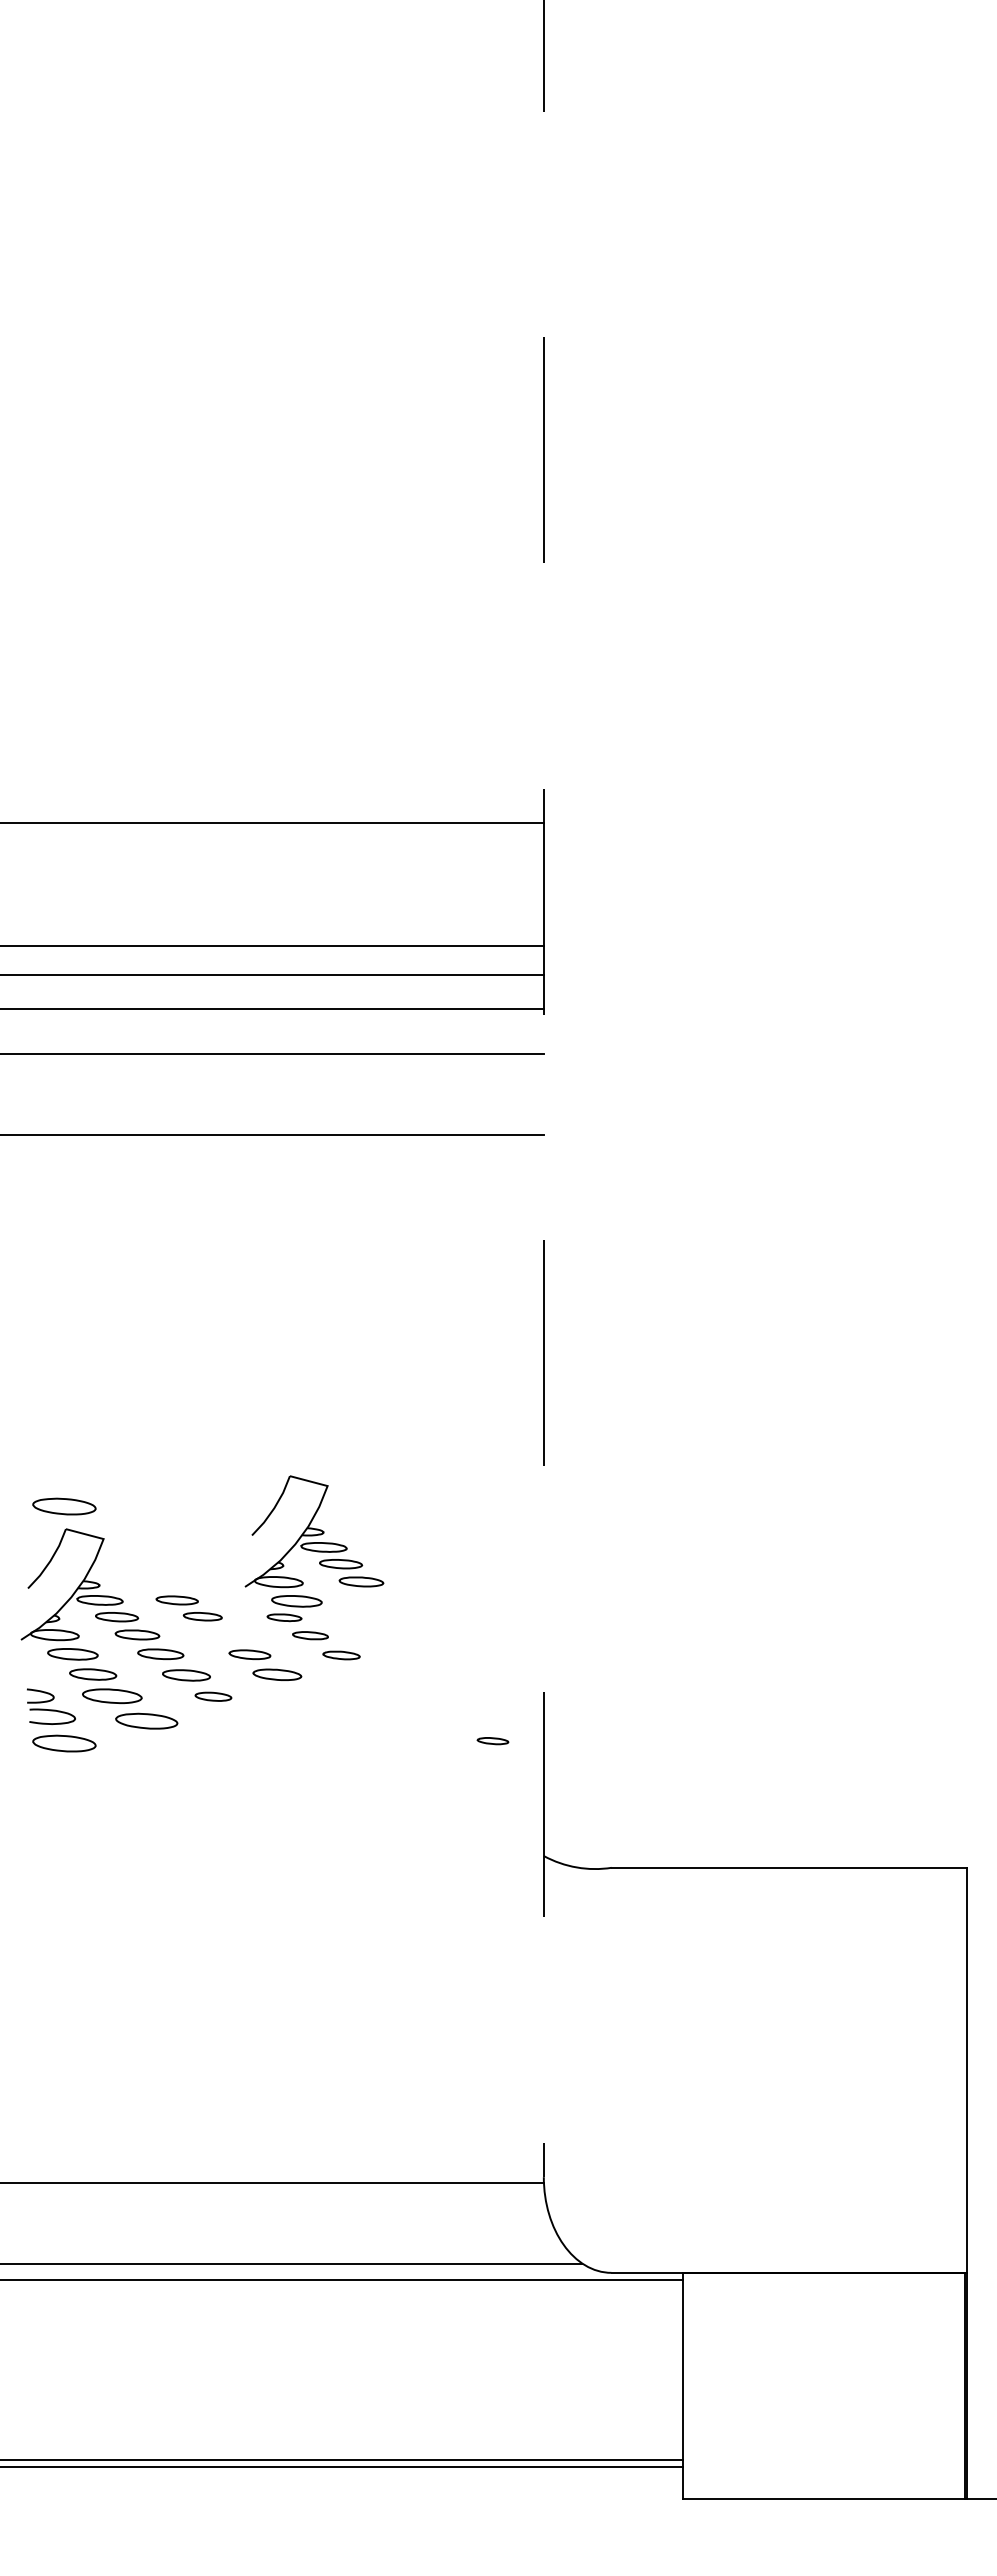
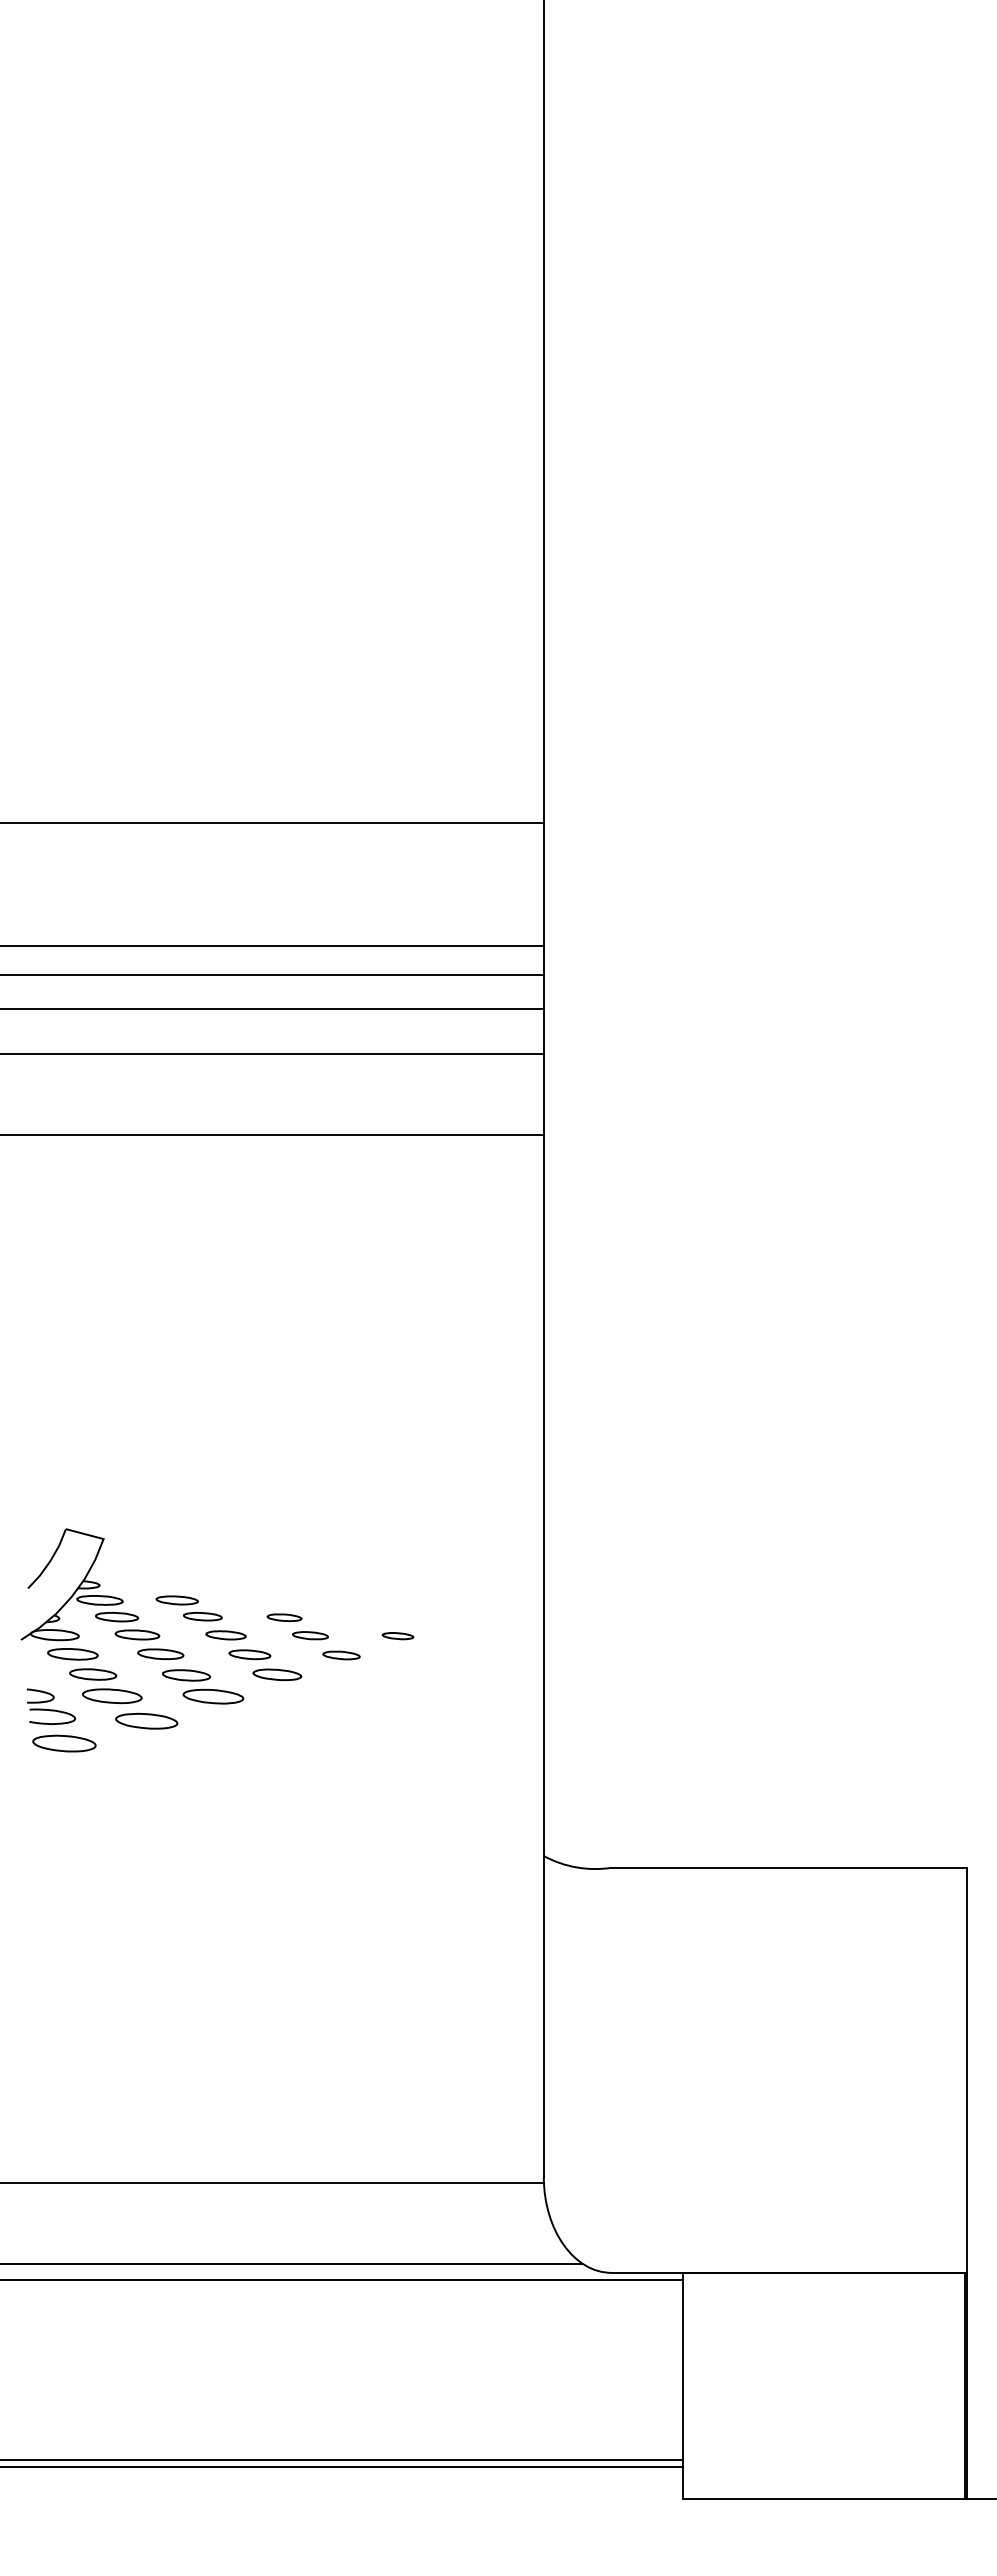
line: dashed -> solid (543, 1089)
part: present -> none (64, 1506)
part: present -> none (314, 1541)
part: none -> present (225, 1635)
part size: 39x11 px -> 63x16 px (213, 1696)
part position: (492, 1741) -> (397, 1636) (397, 1636)
